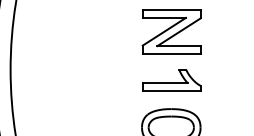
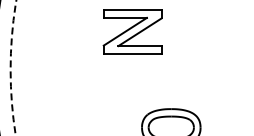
part position: (171, 31) -> (132, 31) (132, 31)
arc: solid -> dashed (10, 68)
part: present -> none (171, 80)
